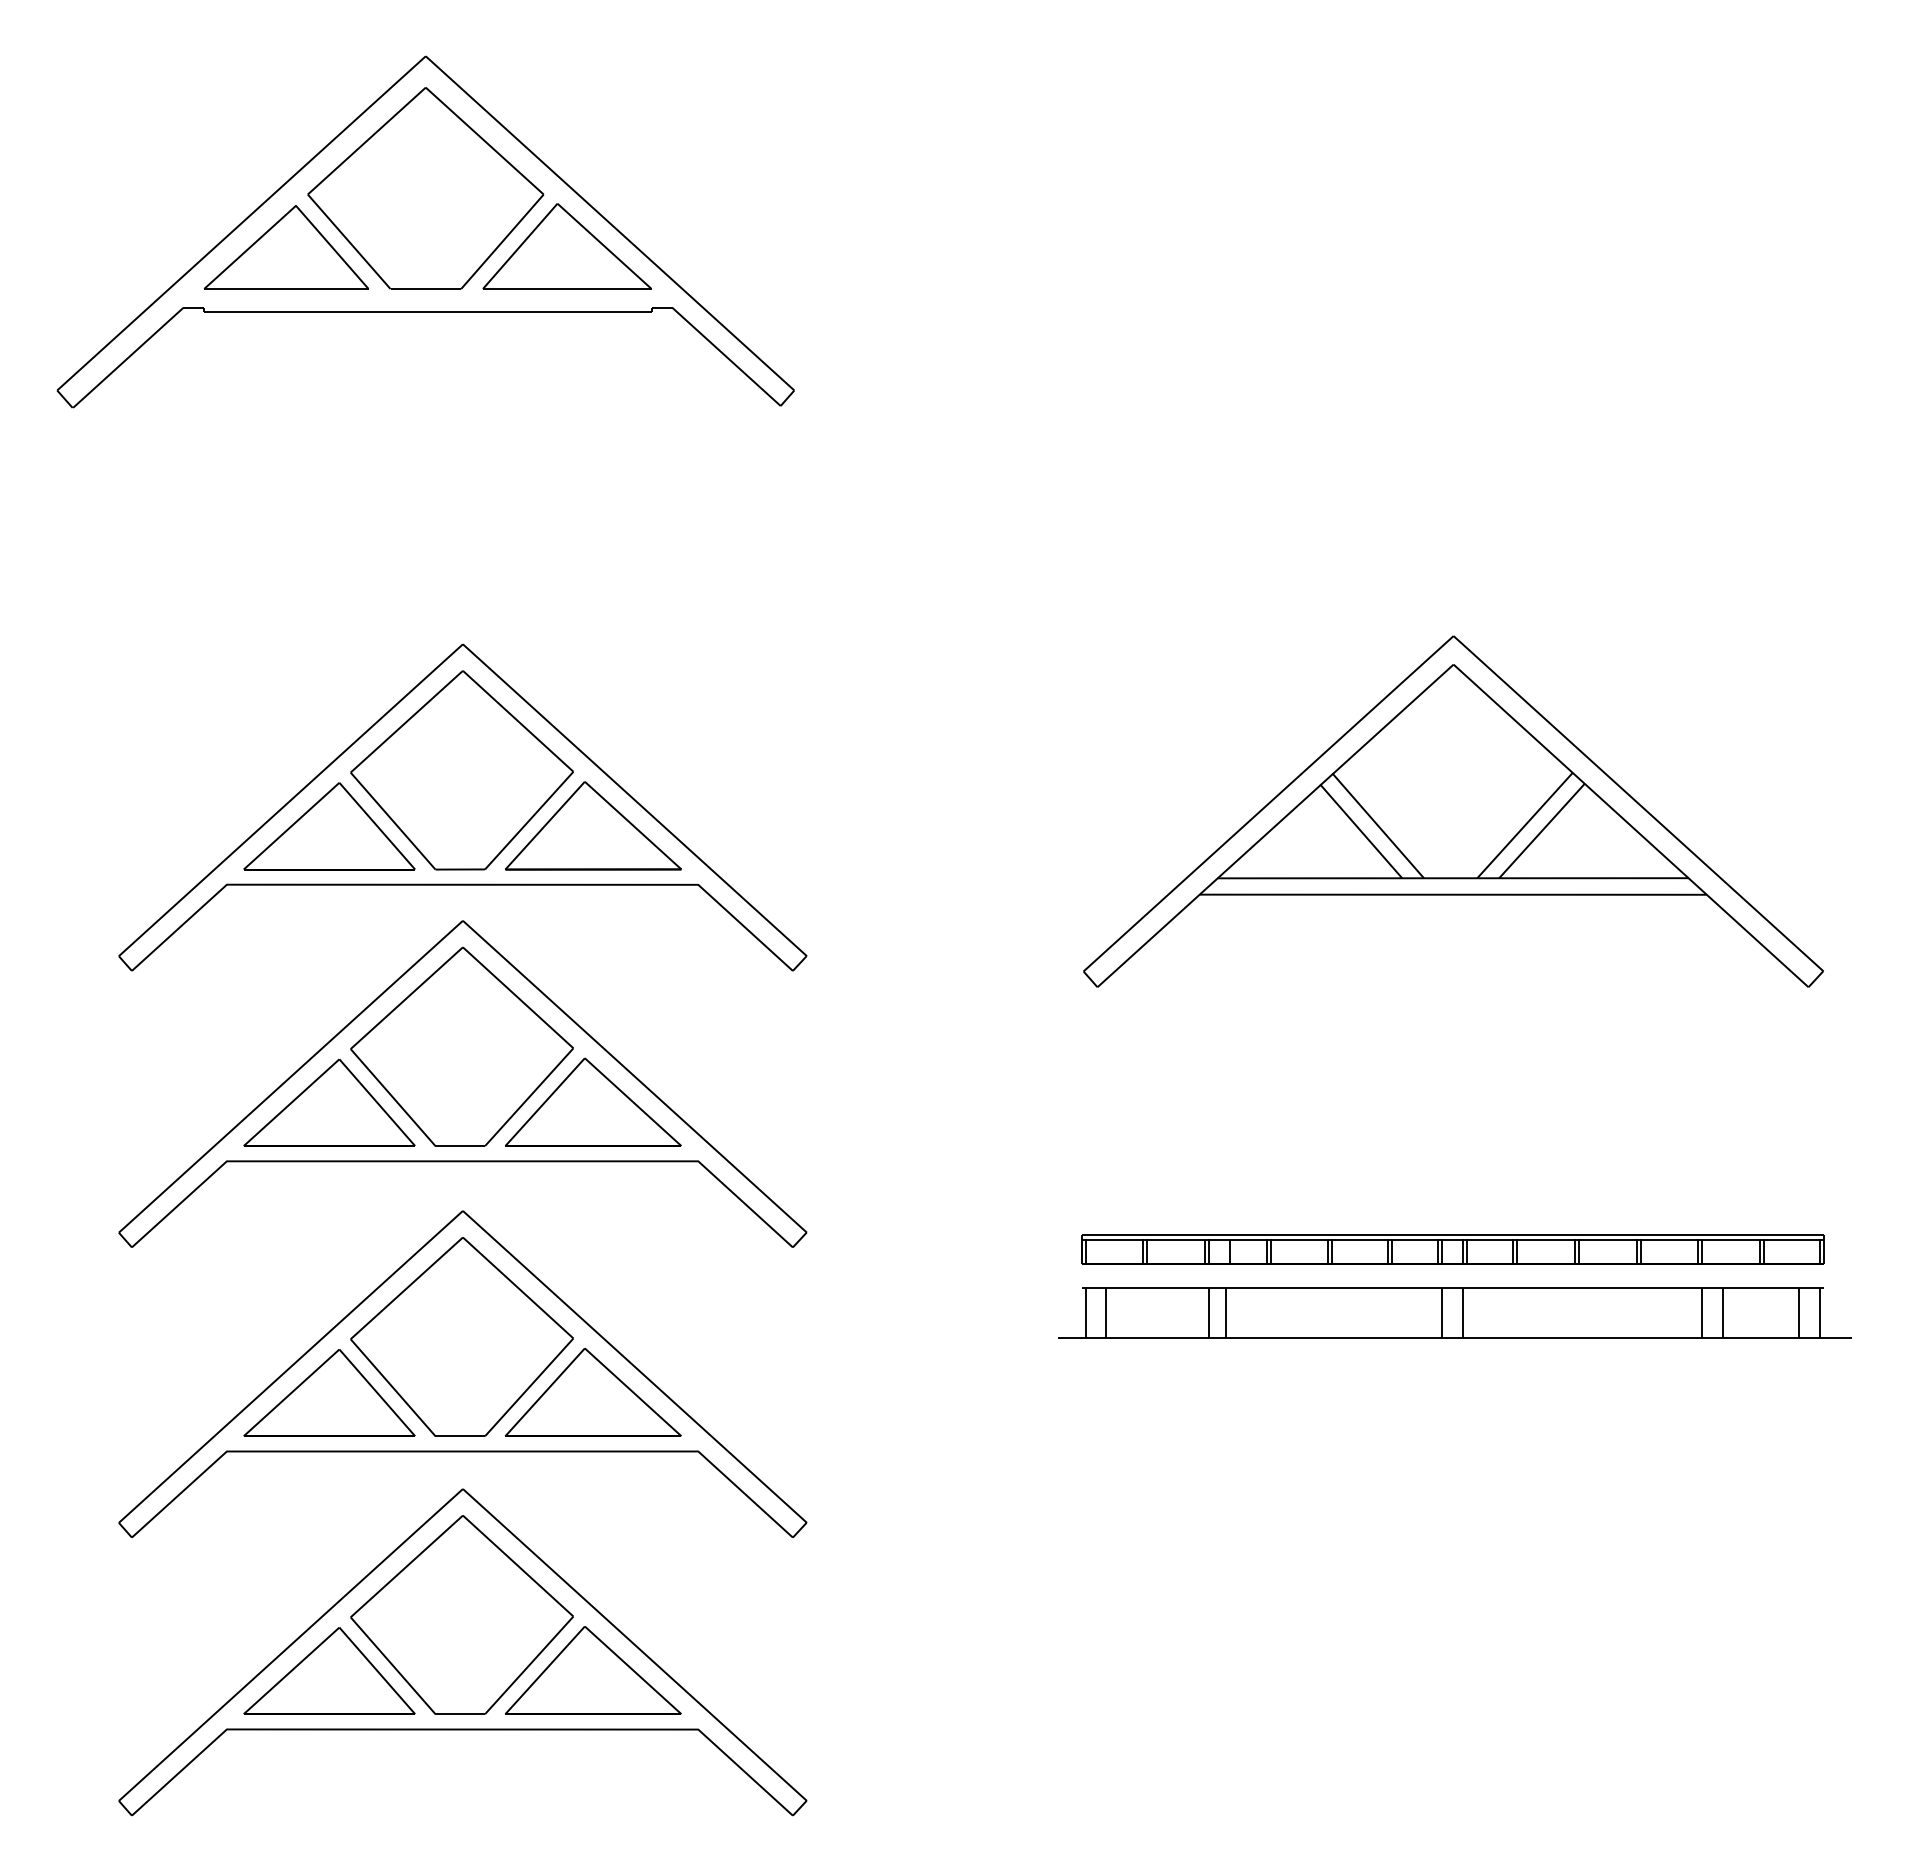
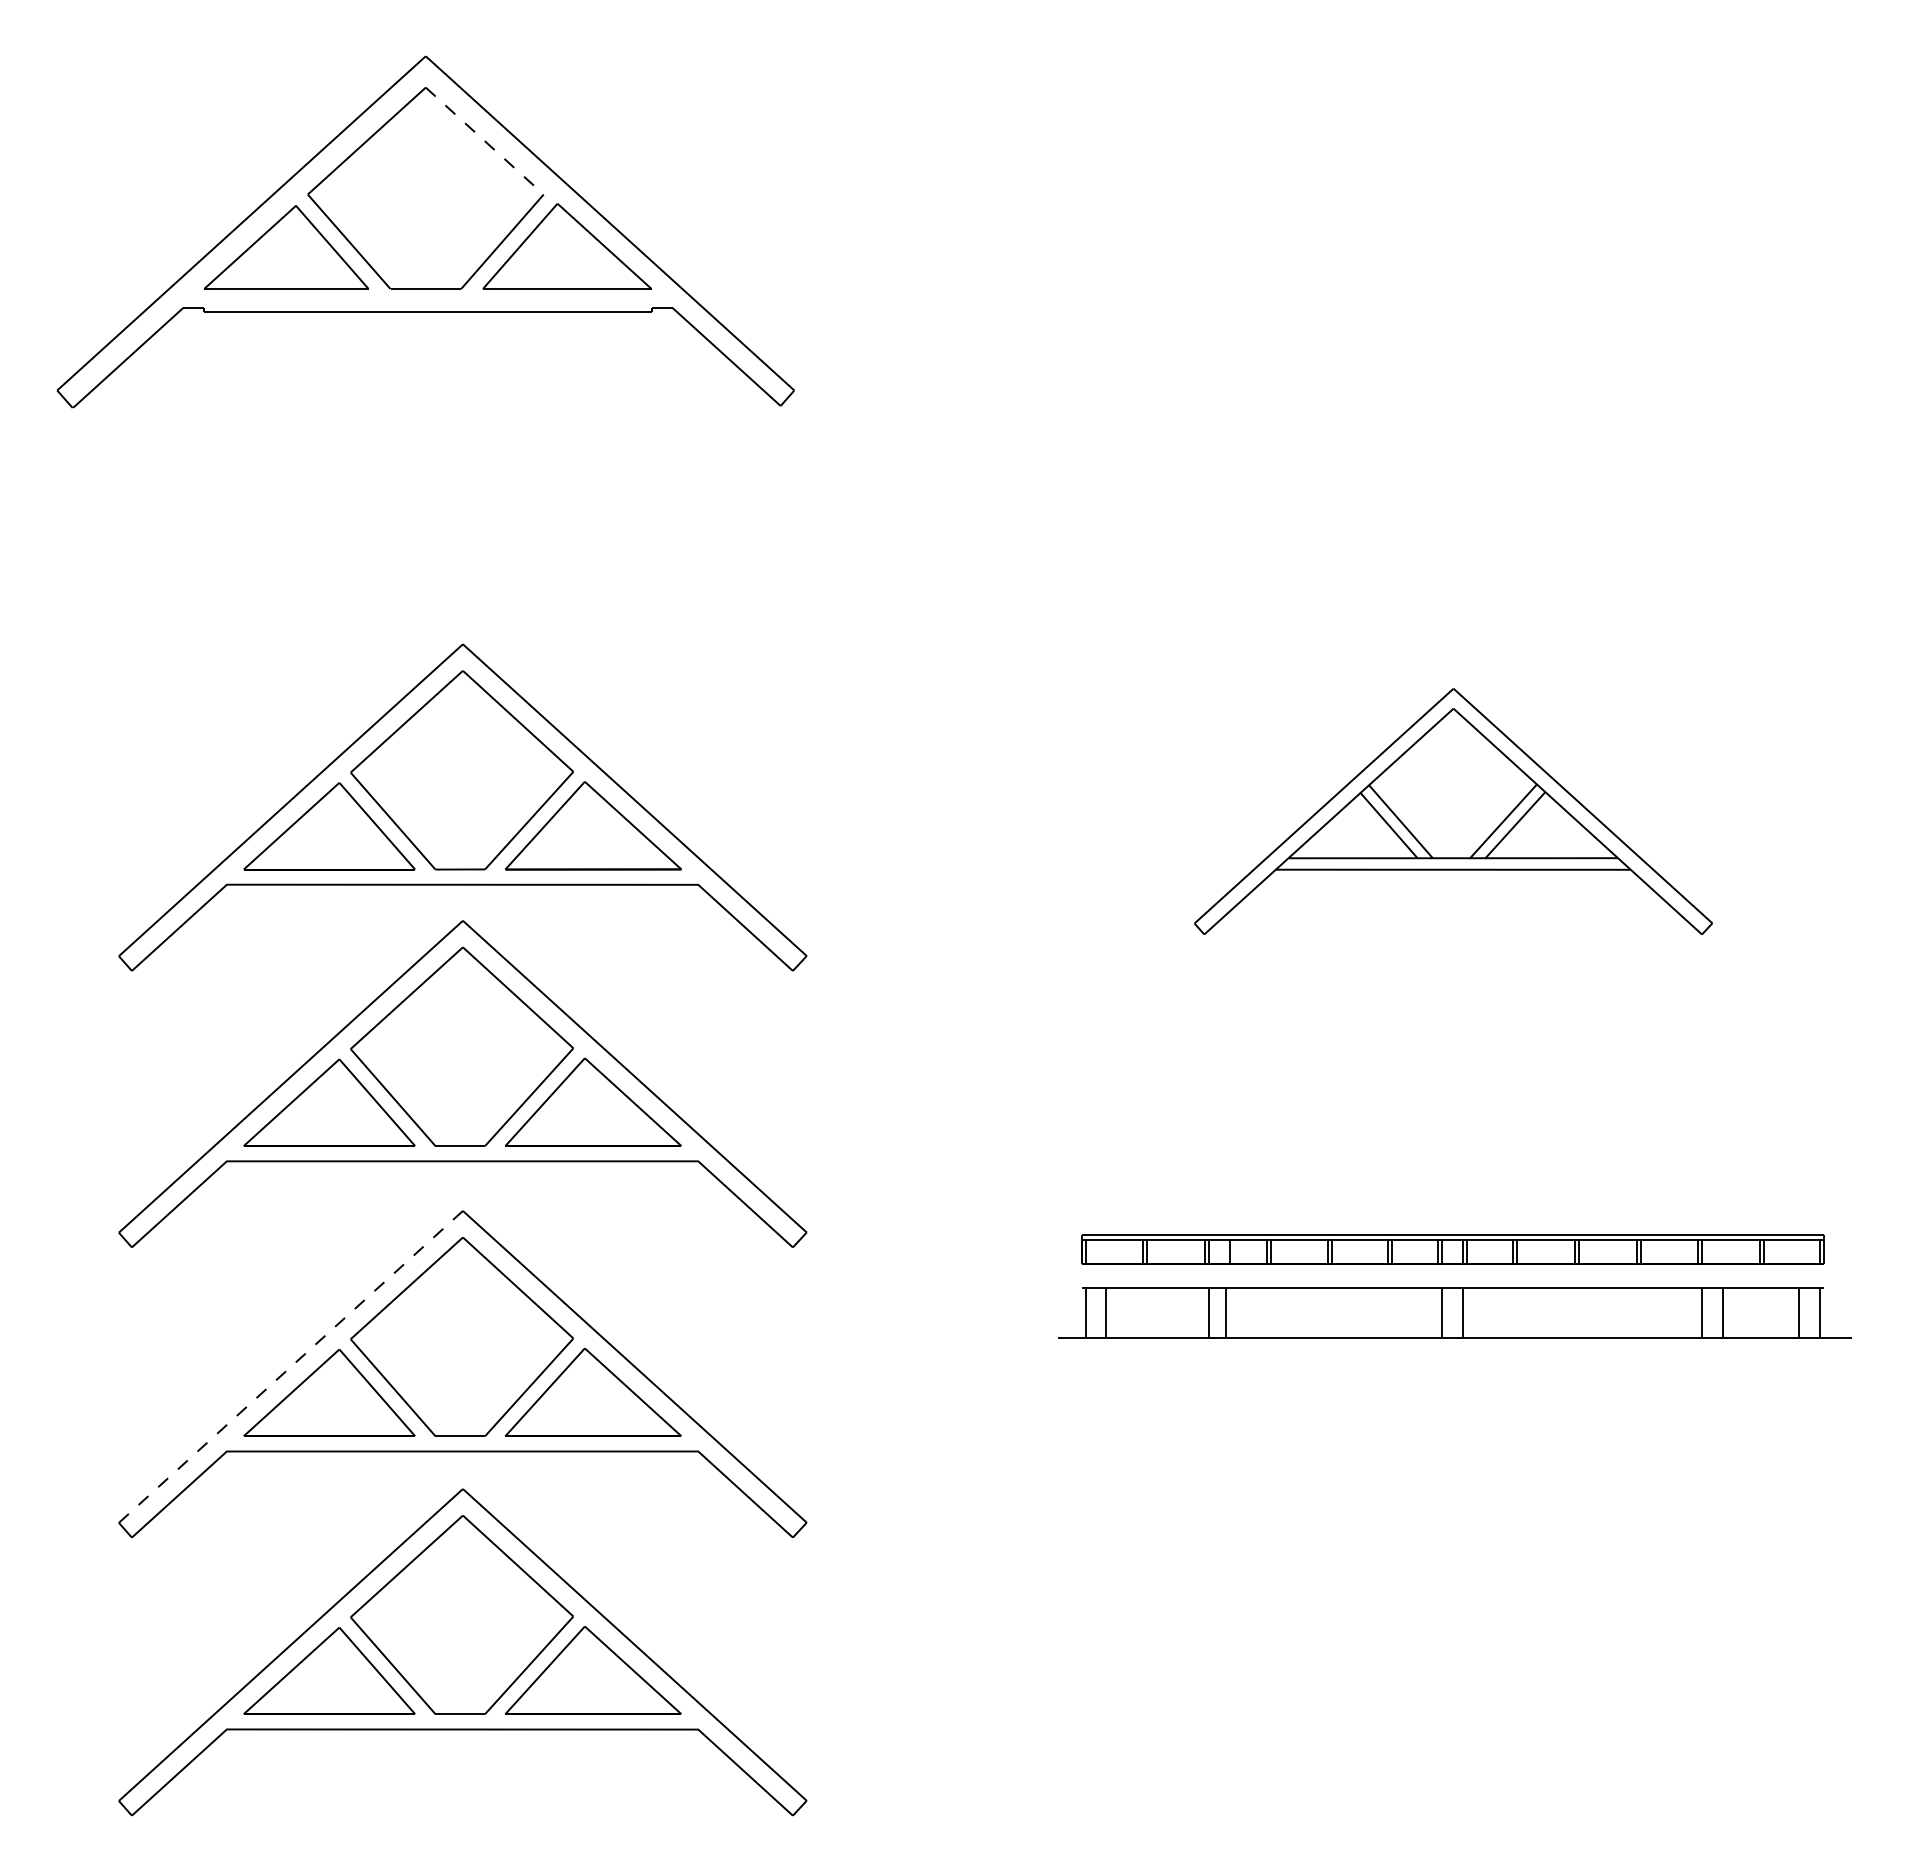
line: solid -> dashed (484, 141)
part size: 741x353 px -> 519x247 px (1453, 811)
line: solid -> dashed (290, 1367)
